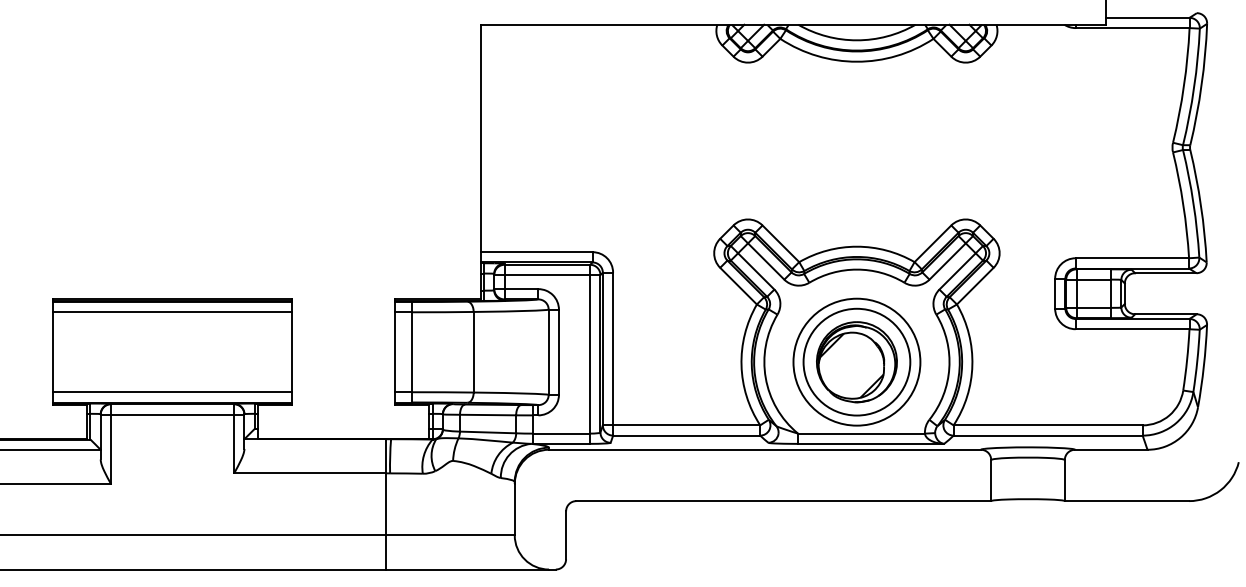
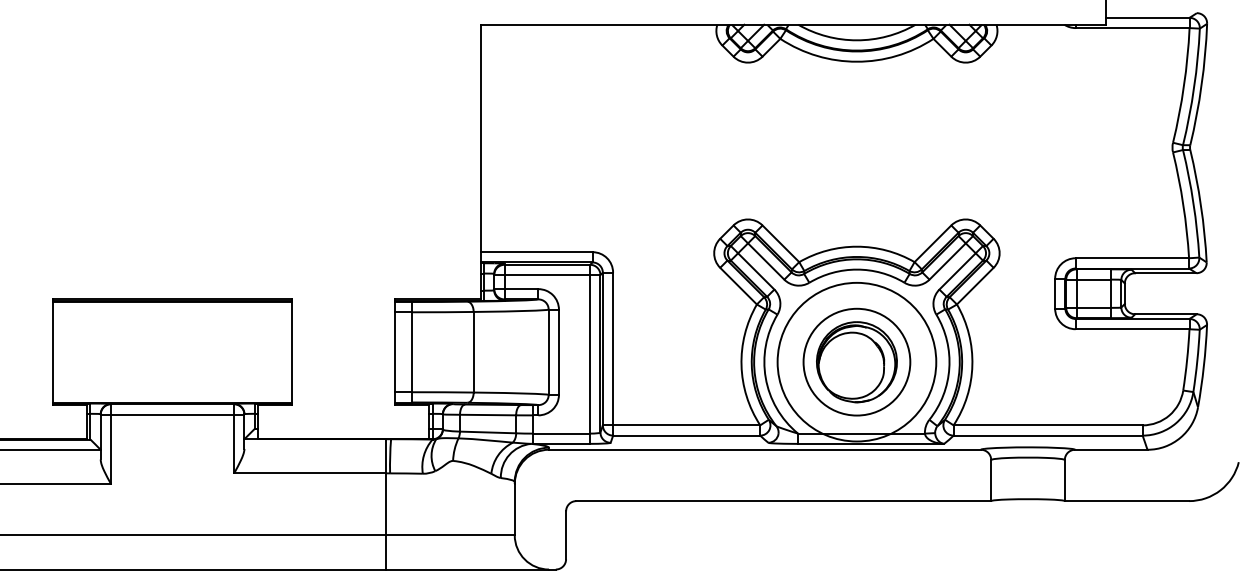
line: present -> none (172, 312)
circle diameter: 127 px -> 159 px (856, 361)
hatch: present -> none (851, 365)
line: present -> none (172, 392)
